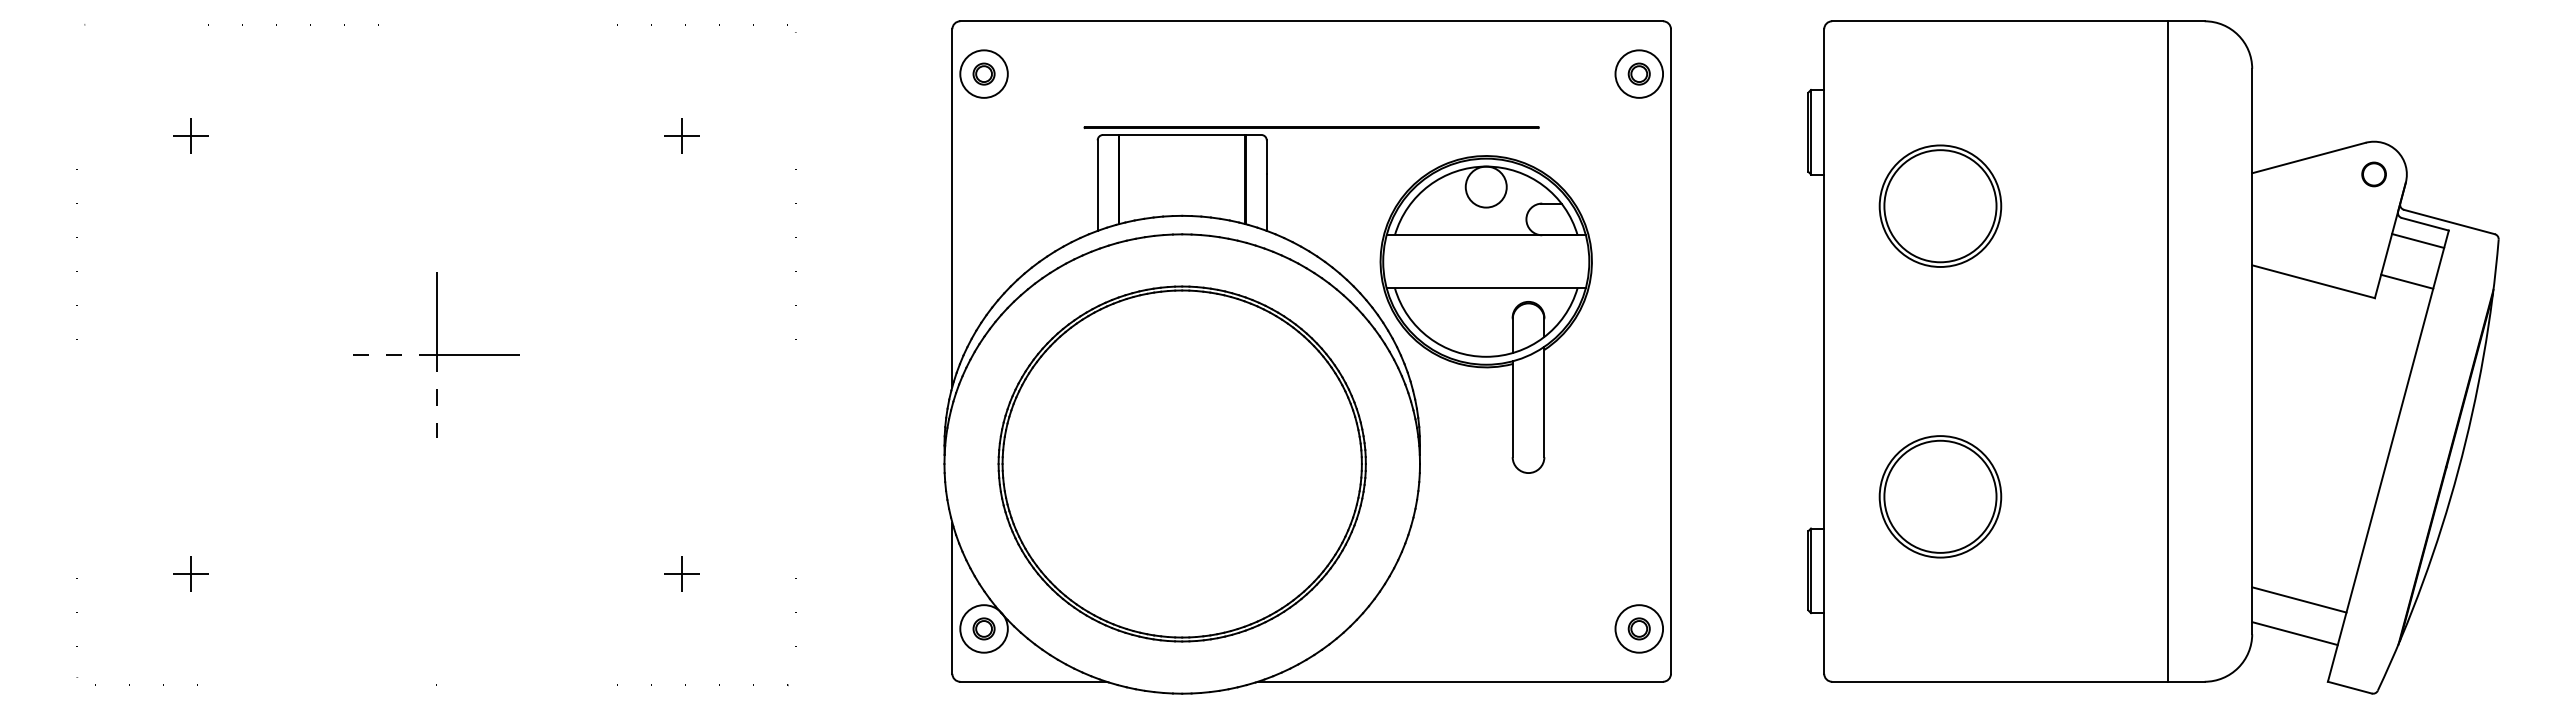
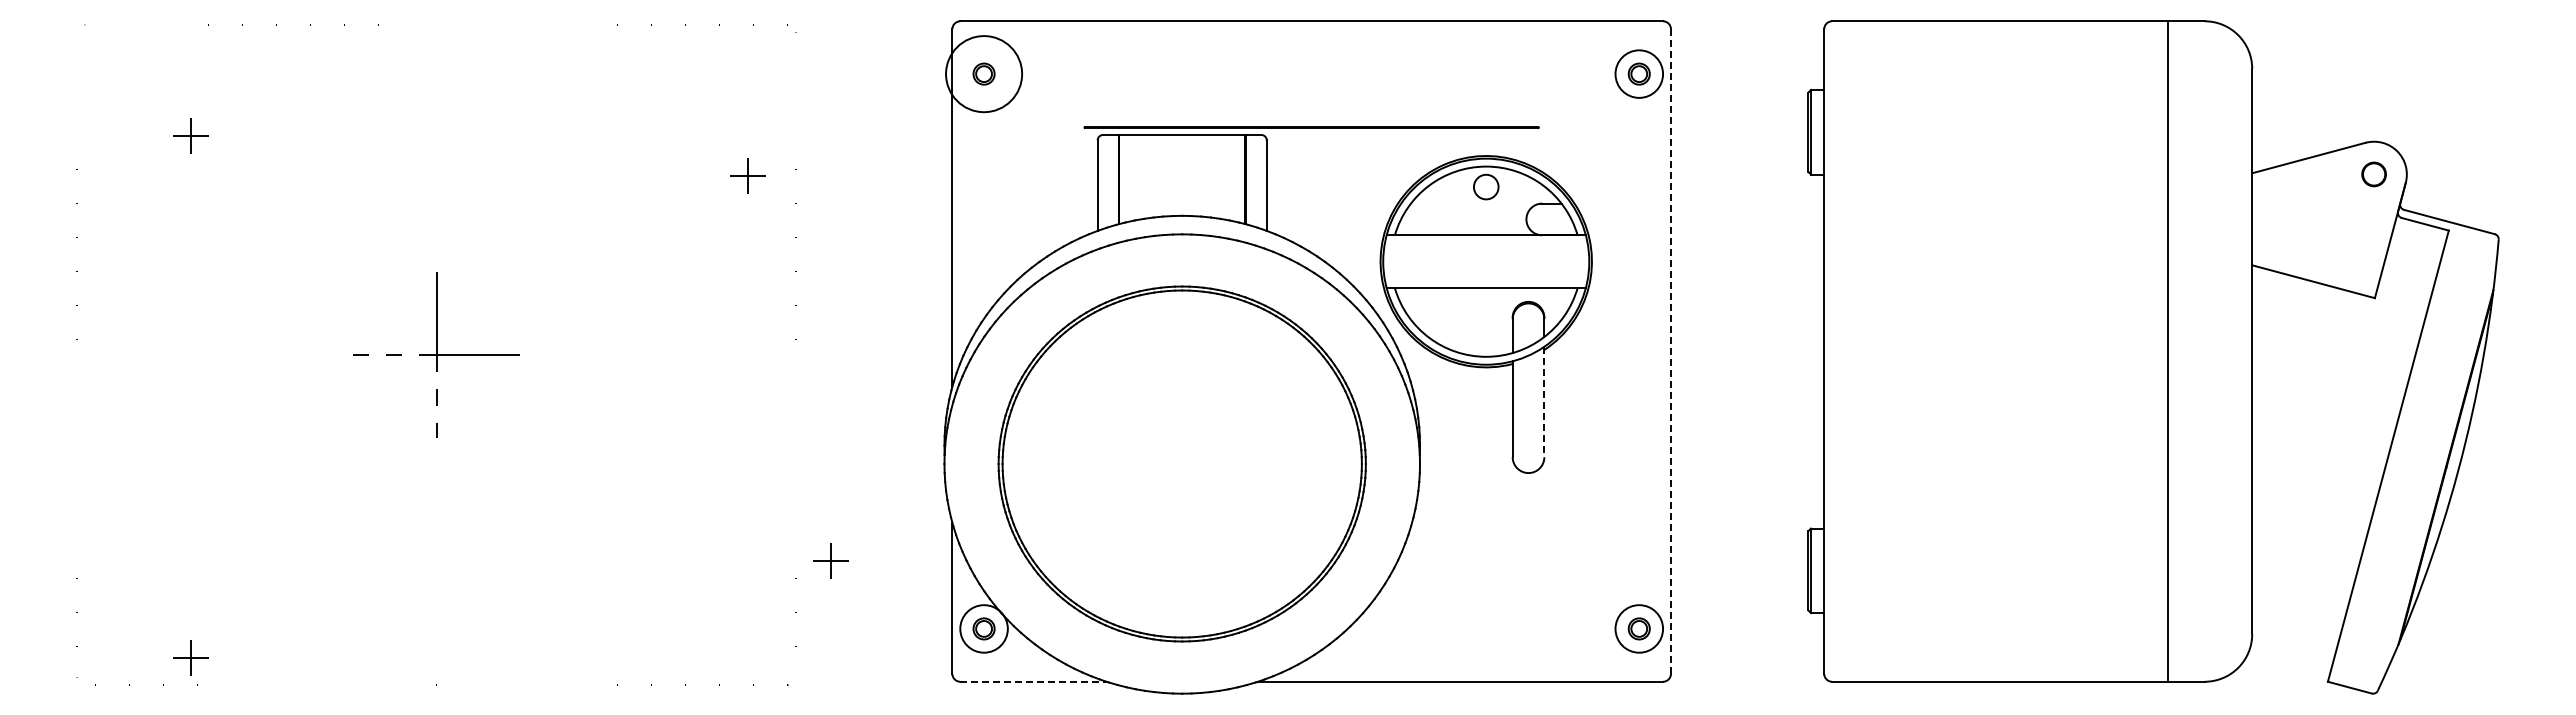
circle diameter: 48 px -> 76 px (984, 74)
part position: (681, 135) -> (747, 175) (747, 175)
circle diameter: 41 px -> 25 px (1485, 186)
part: present -> none (1940, 205)
line: present -> none (2418, 240)
line: present -> none (2407, 281)
line: solid -> dashed (1670, 352)
line: solid -> dashed (1544, 402)
part: present -> none (1940, 496)
part position: (190, 573) -> (190, 657) (190, 657)
part position: (681, 573) -> (830, 560) (830, 560)
line: present -> none (2299, 599)
line: present -> none (2294, 633)
line: solid -> dashed (1034, 681)
